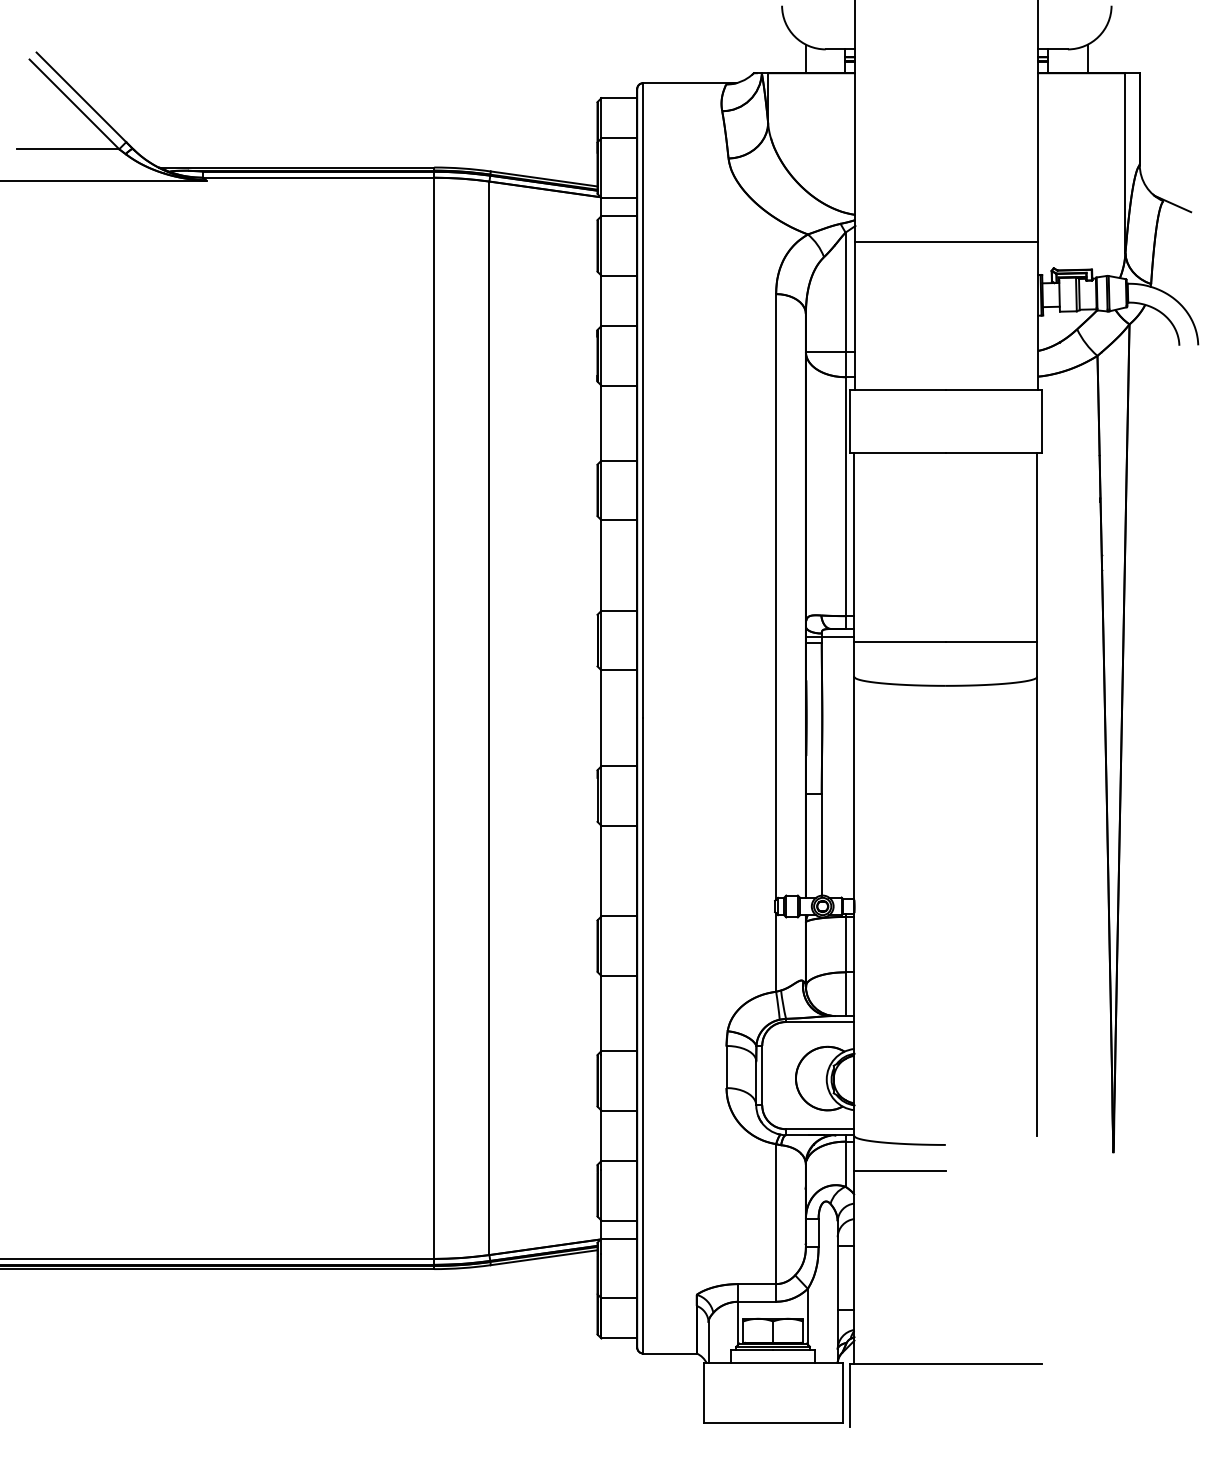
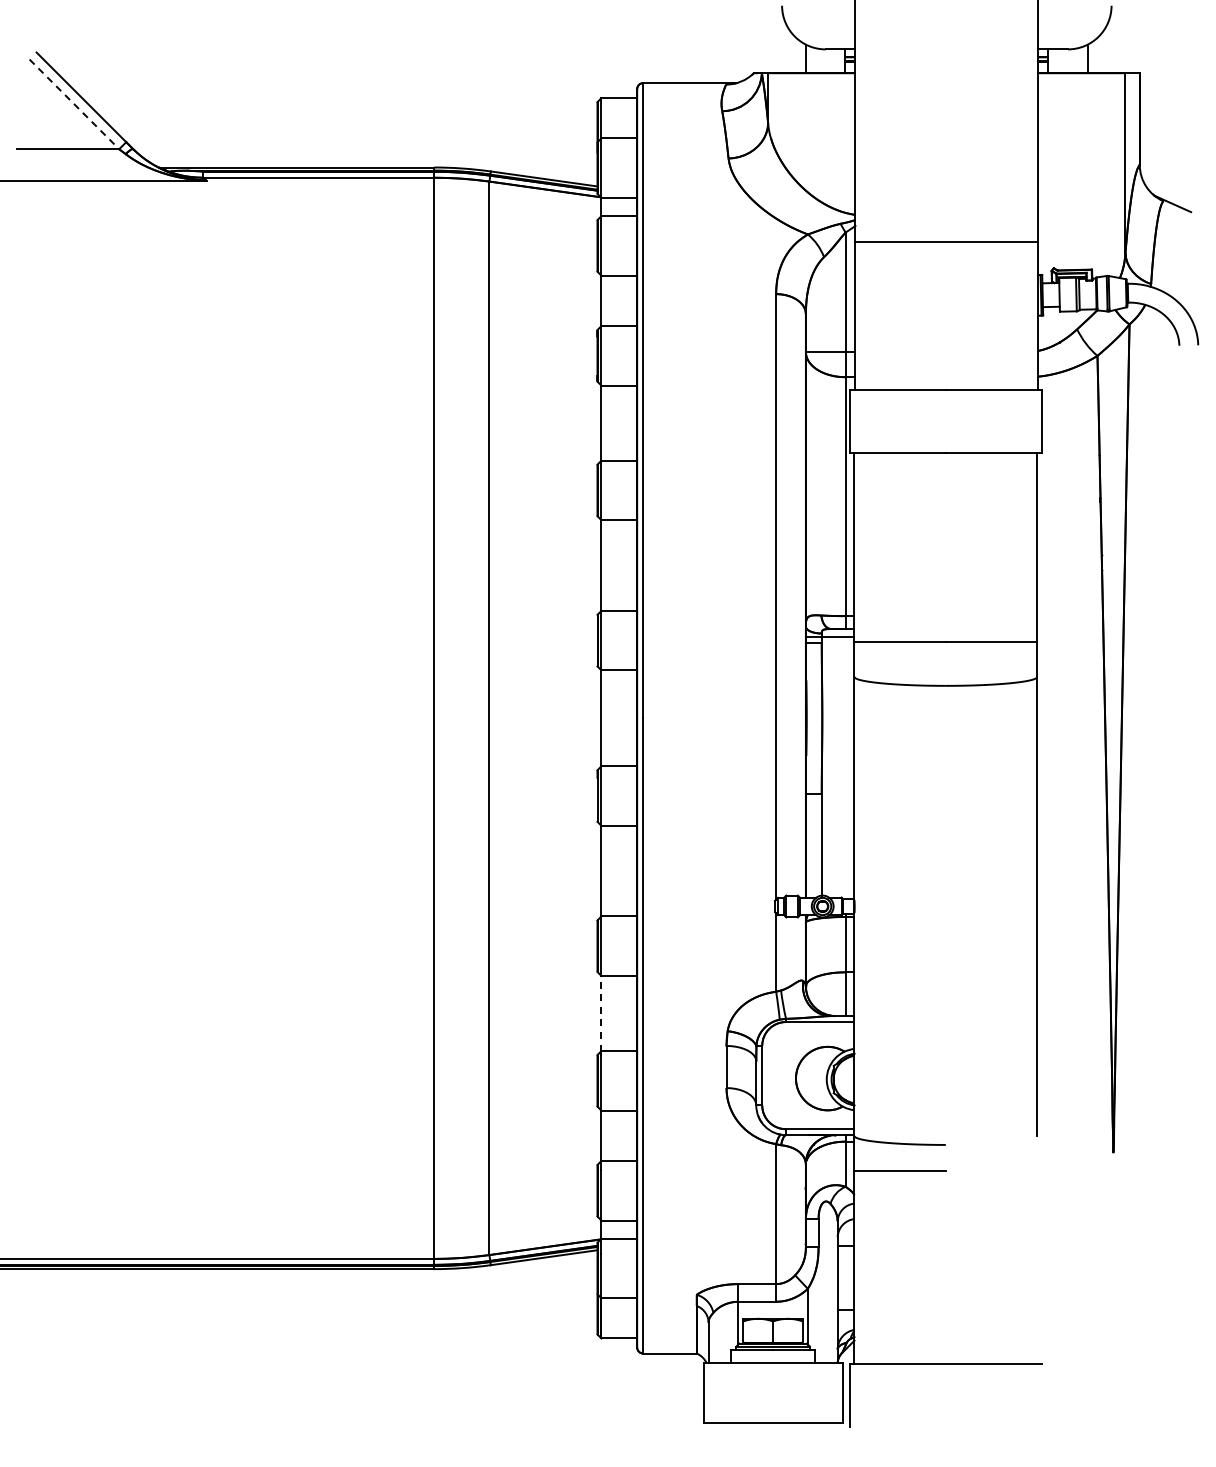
line: solid -> dashed (74, 104)
line: solid -> dashed (601, 1013)
